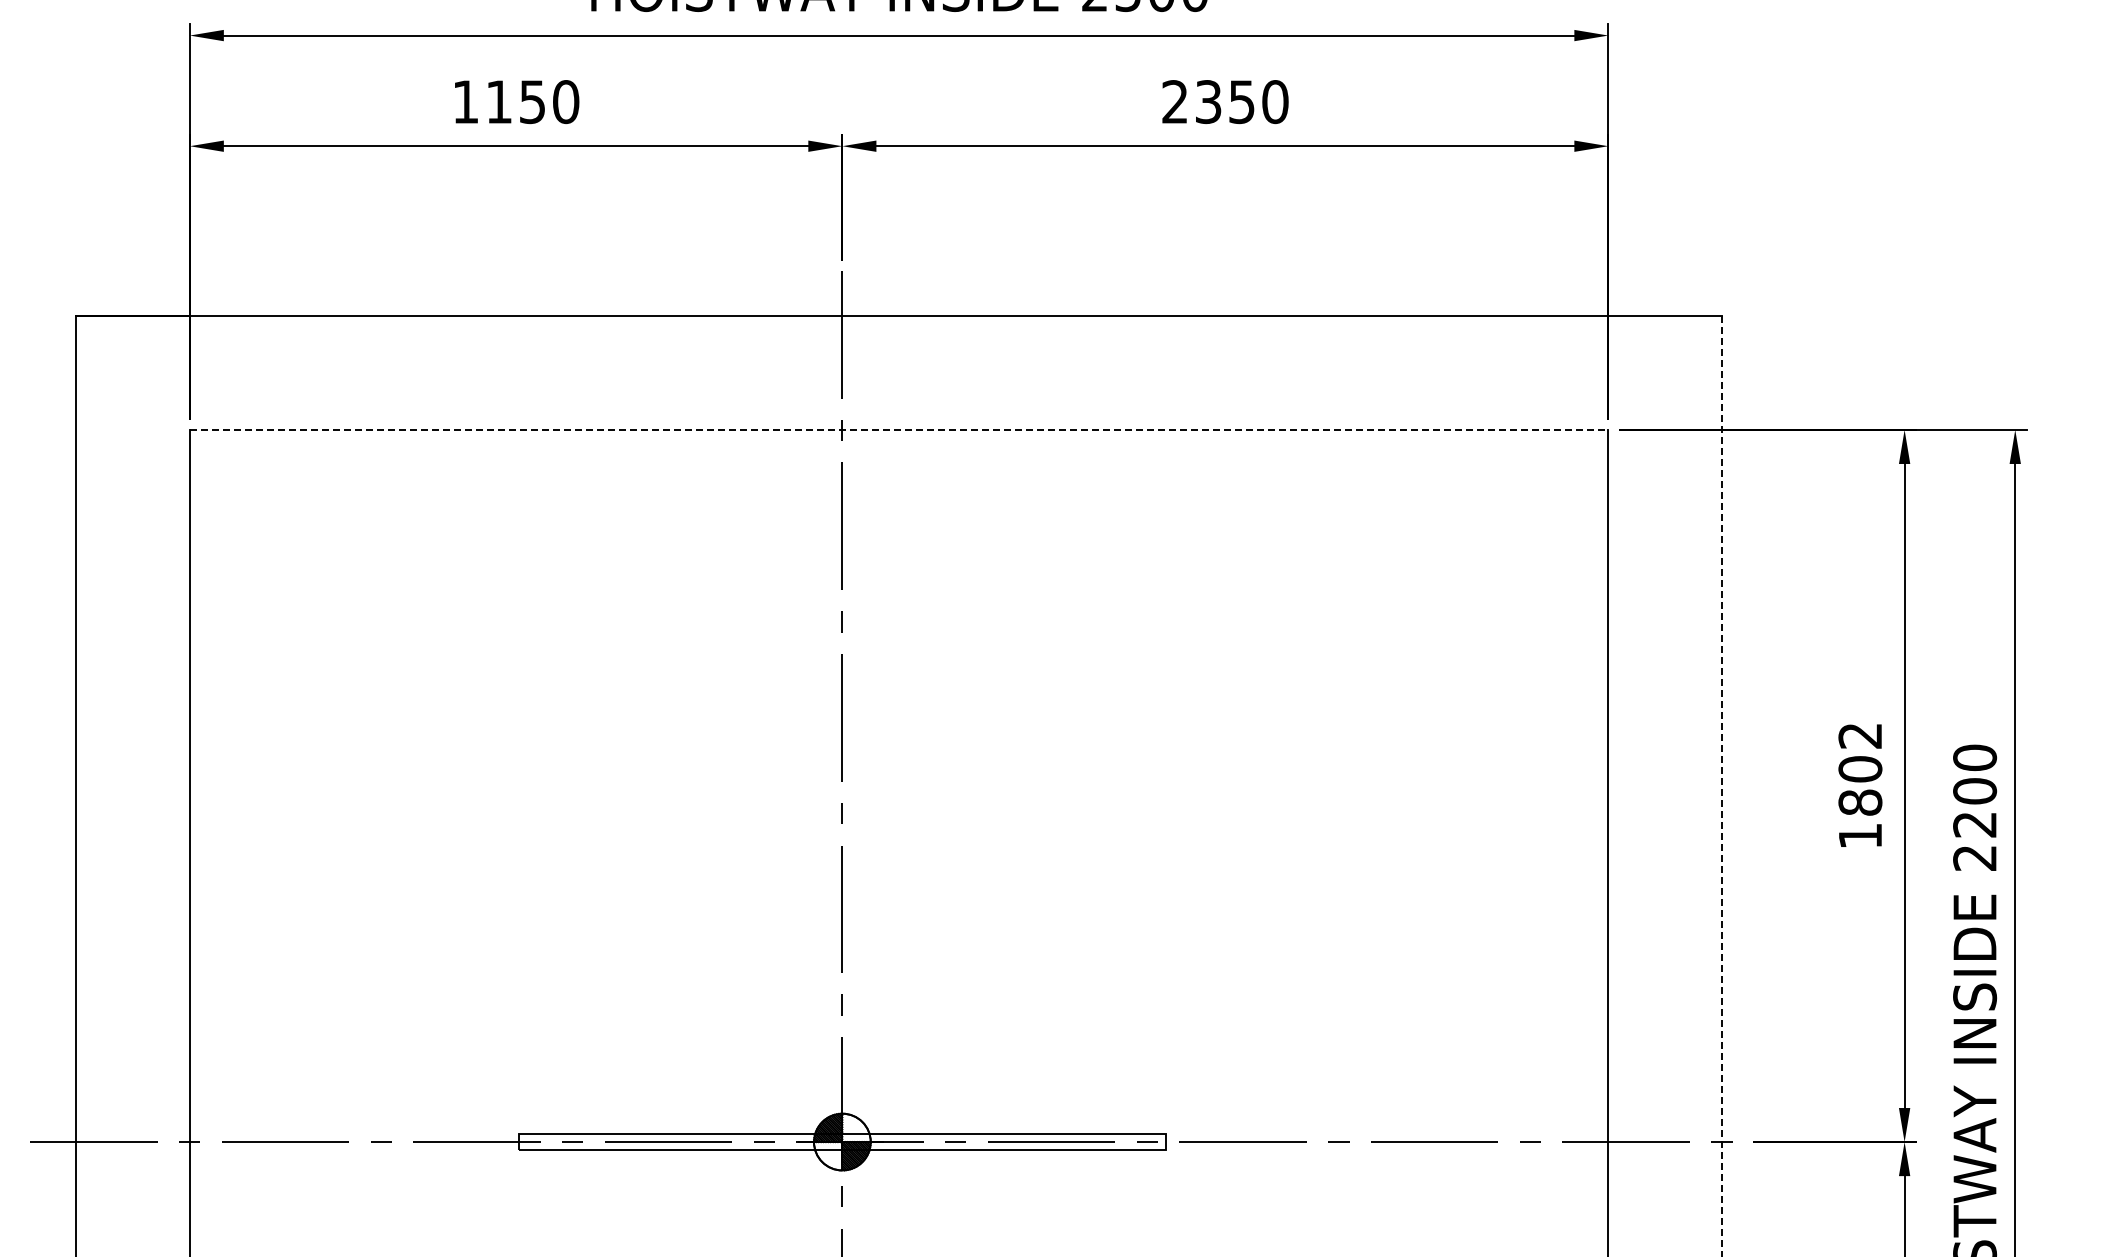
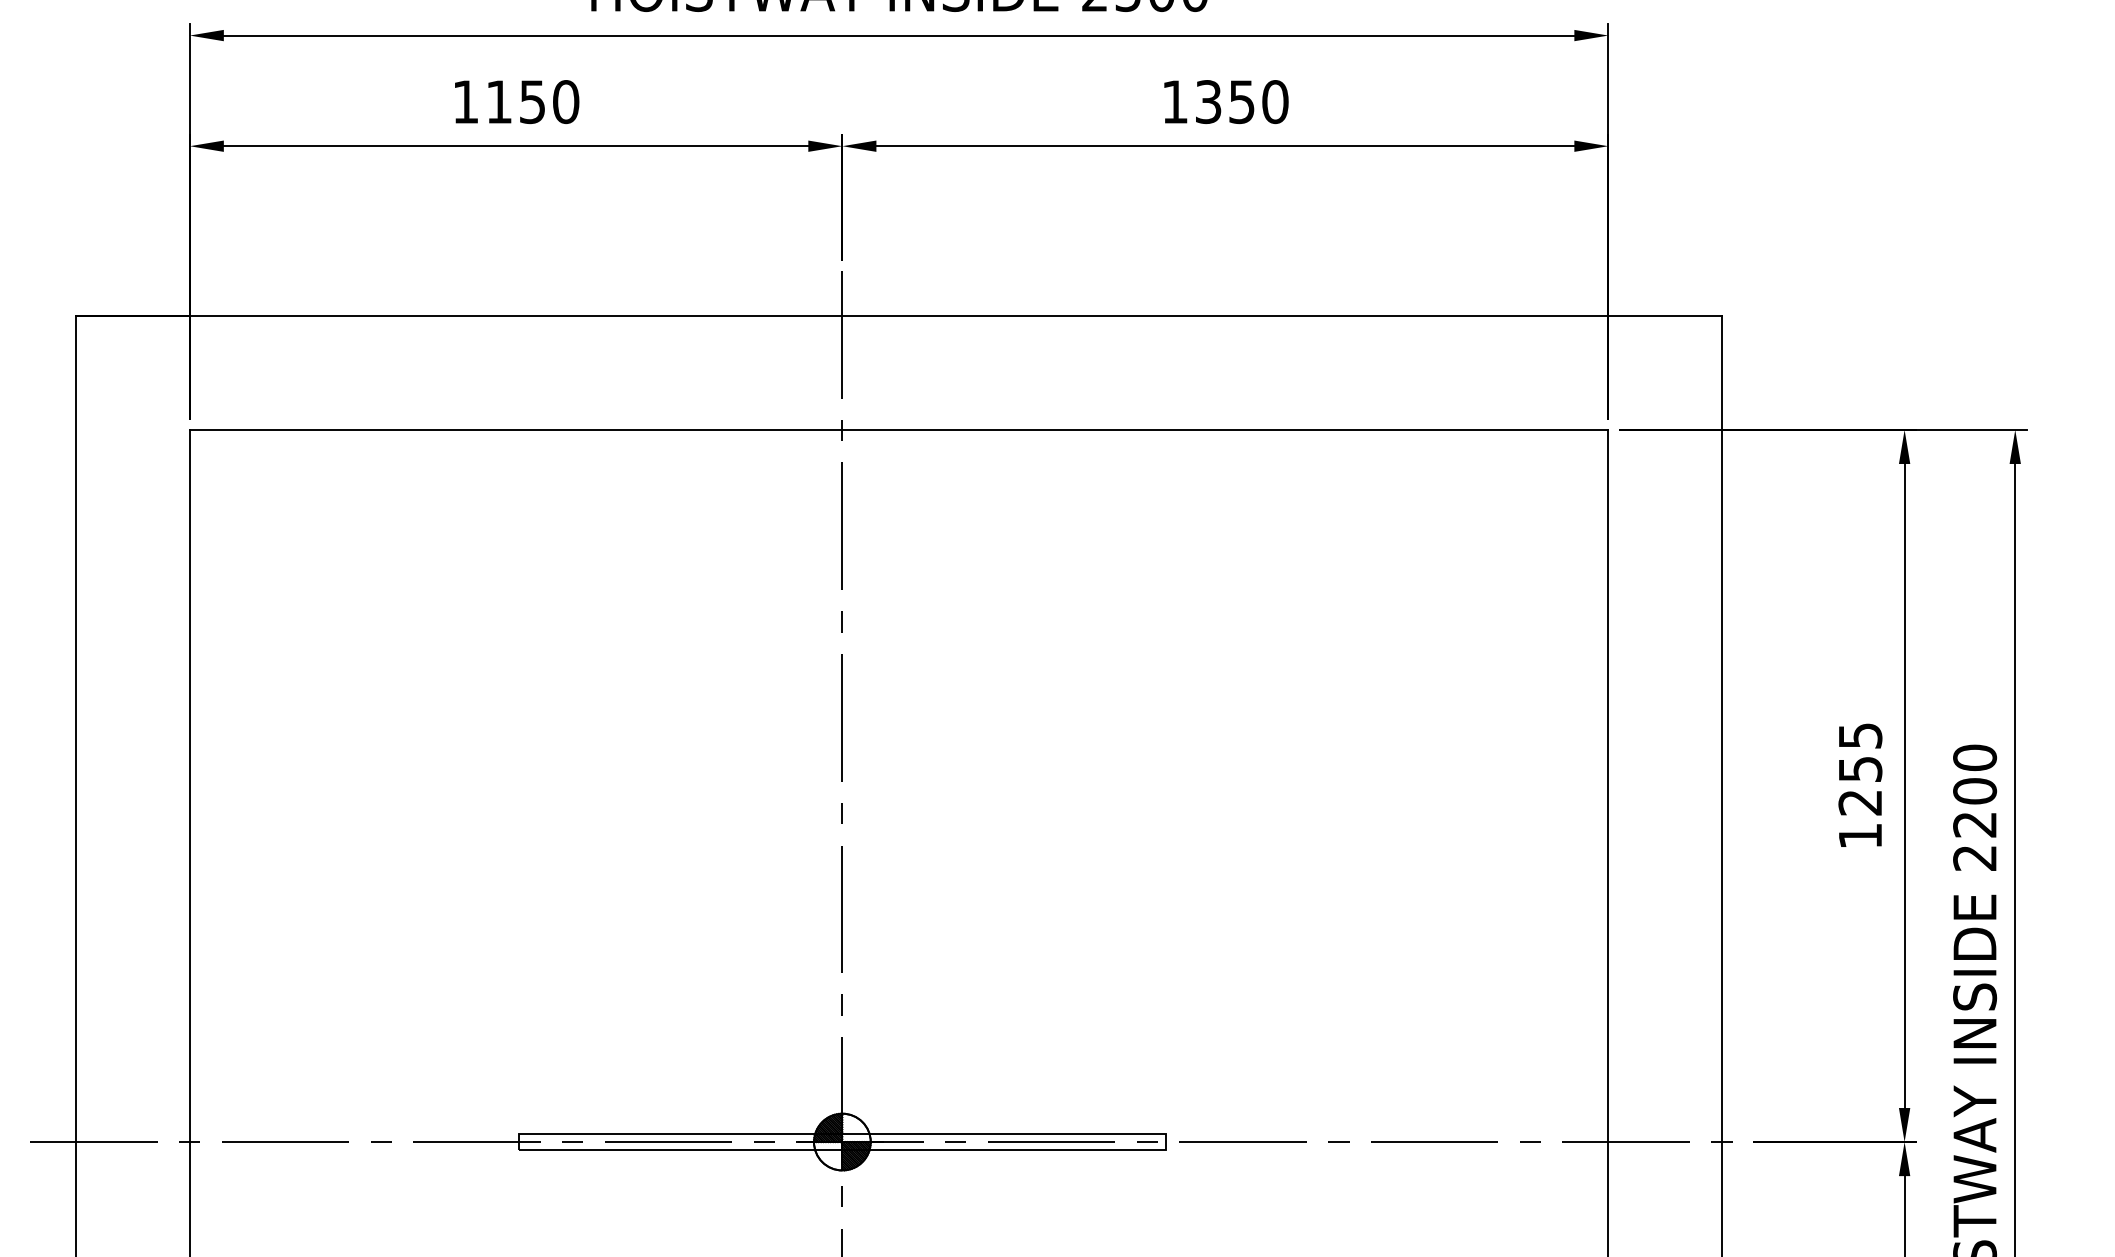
text: 2350 -> 1350 (1174, 101)
line: dashed -> solid (899, 429)
text: 1802 -> 1255 (1860, 769)
line: dashed -> solid (1721, 786)
